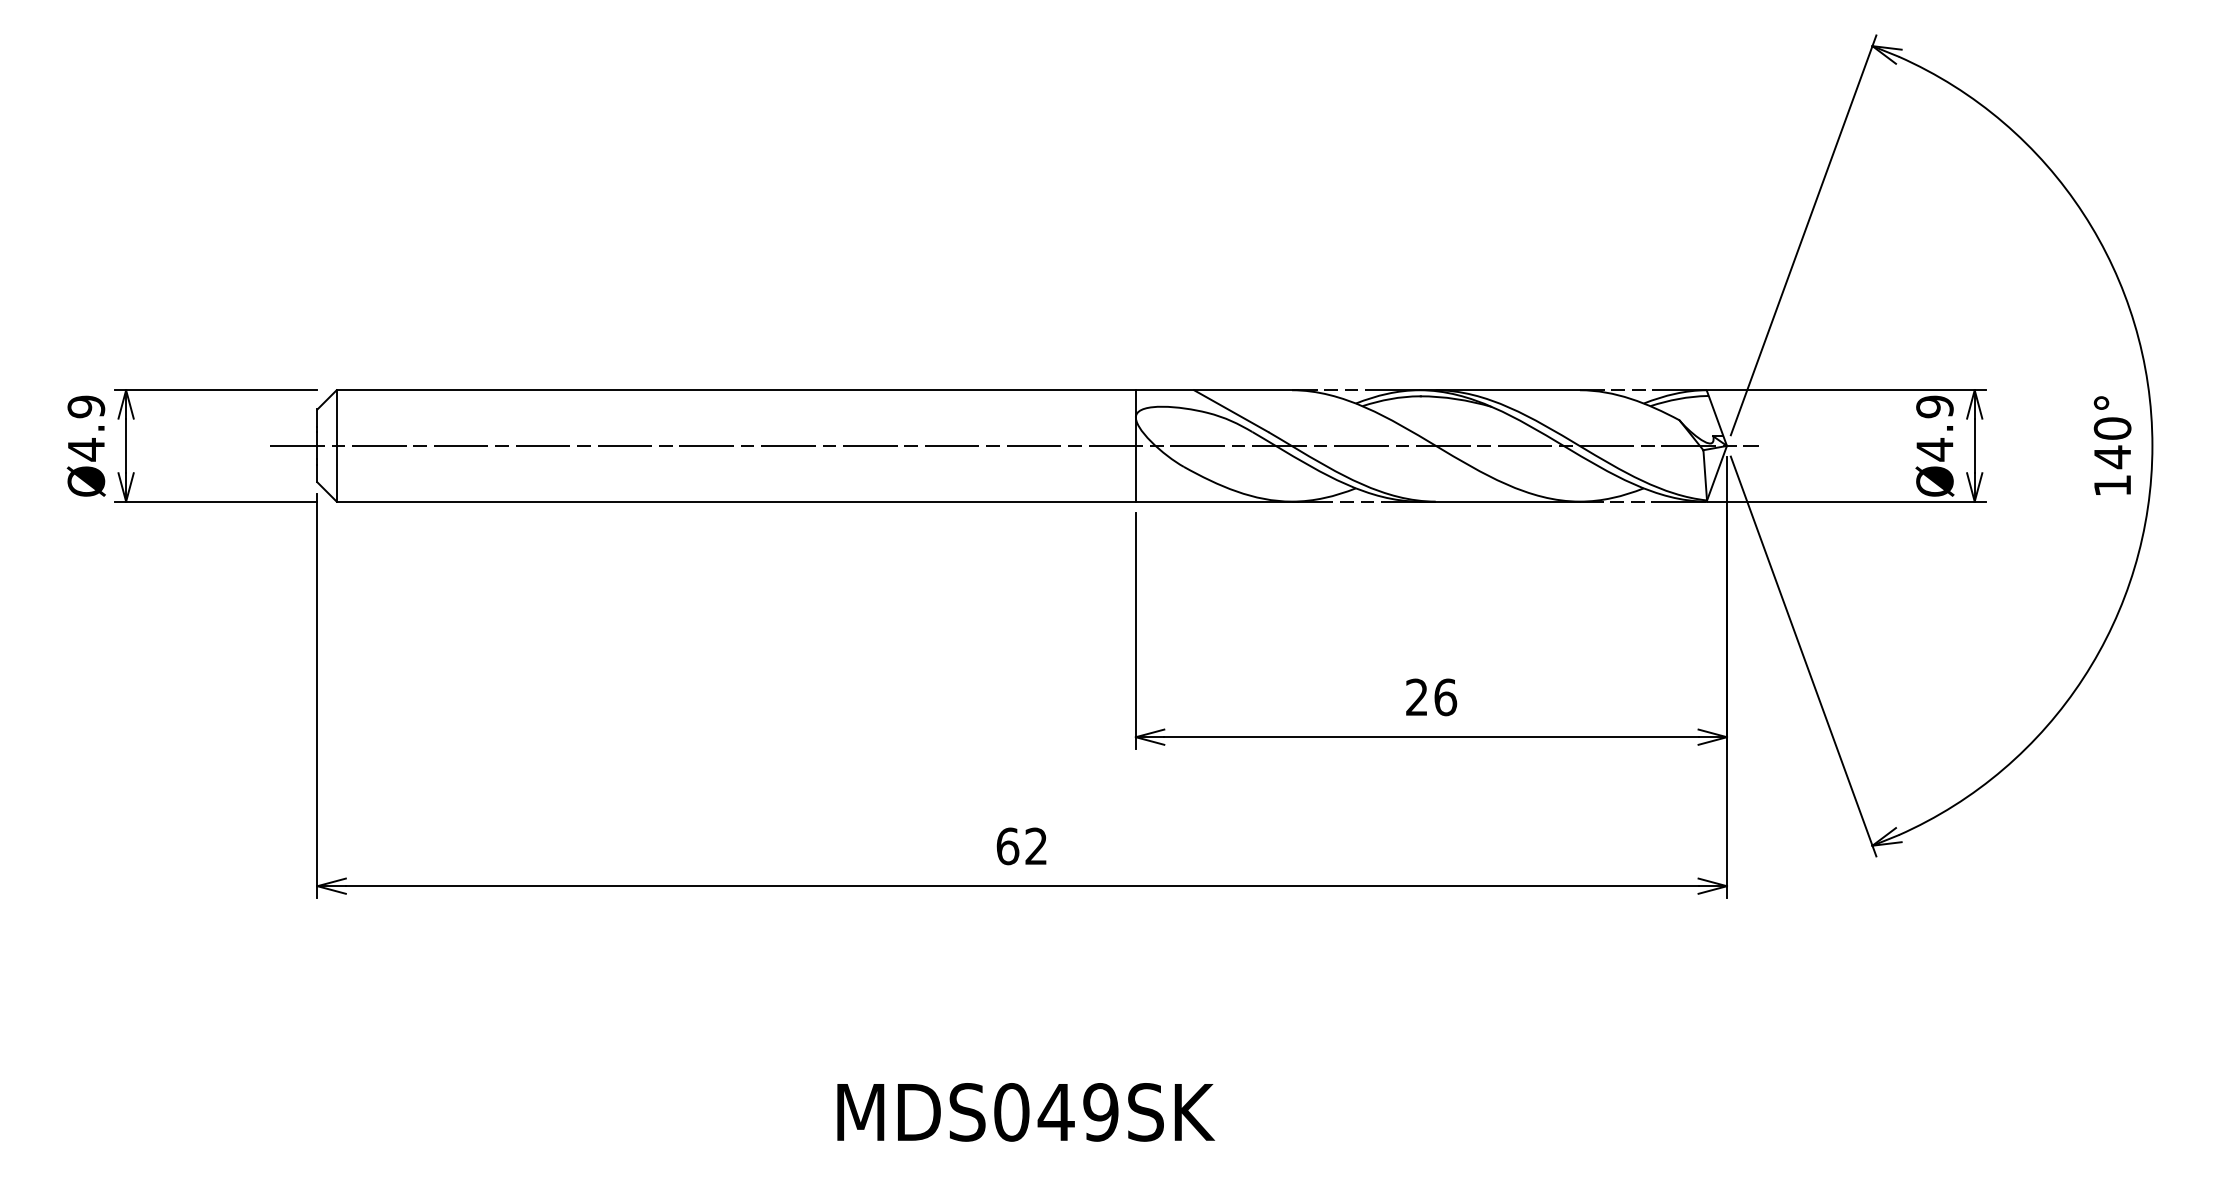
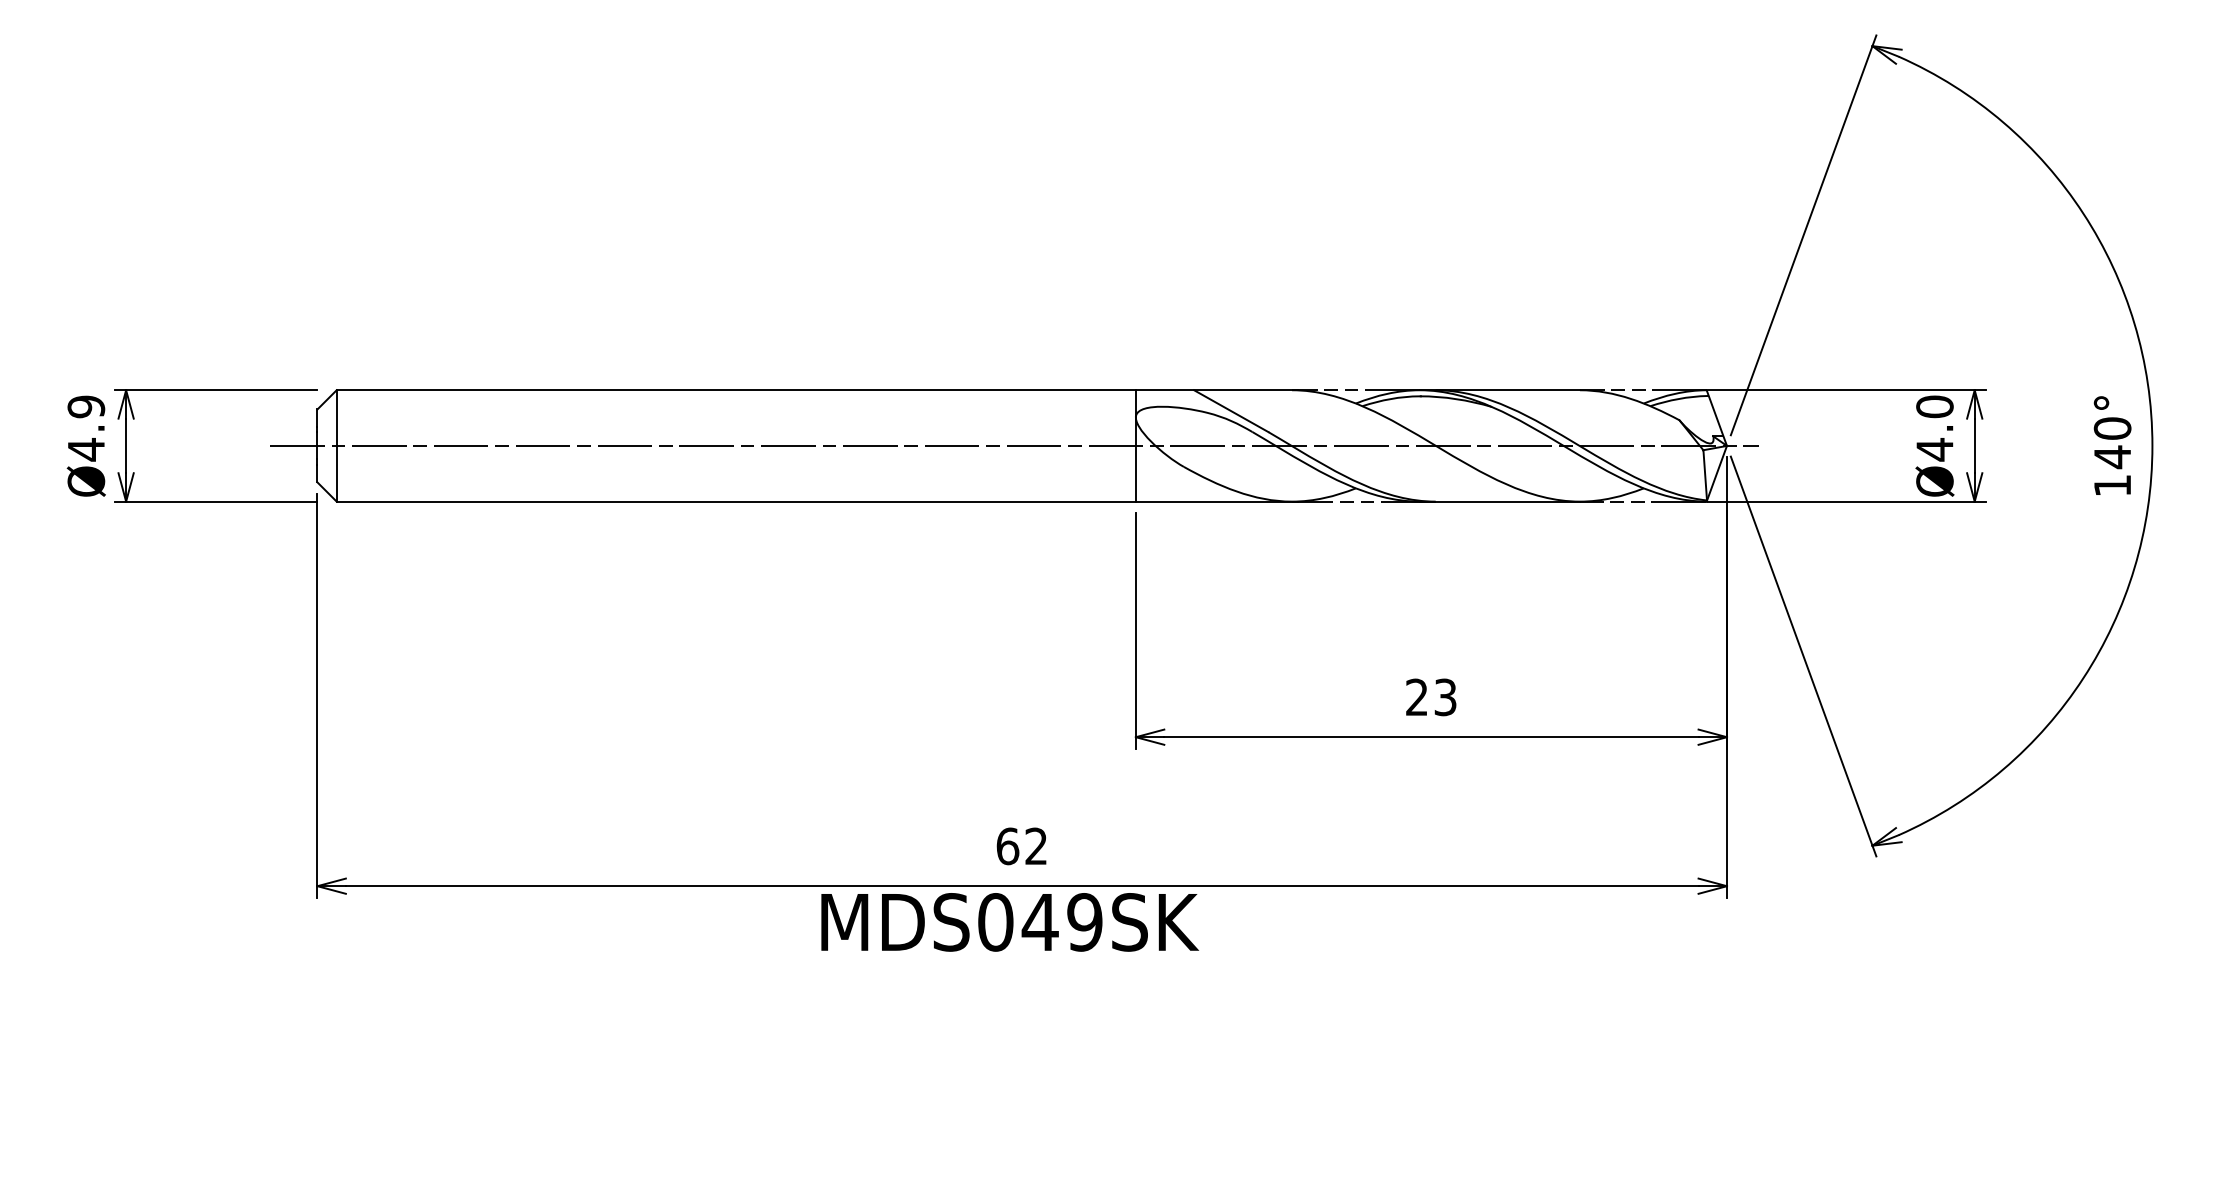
text: Ø4.9 -> Ø4.0 (1934, 406)
text: 26 -> 23 (1445, 697)
text position: (1025, 1112) -> (1009, 922) (1009, 922)
